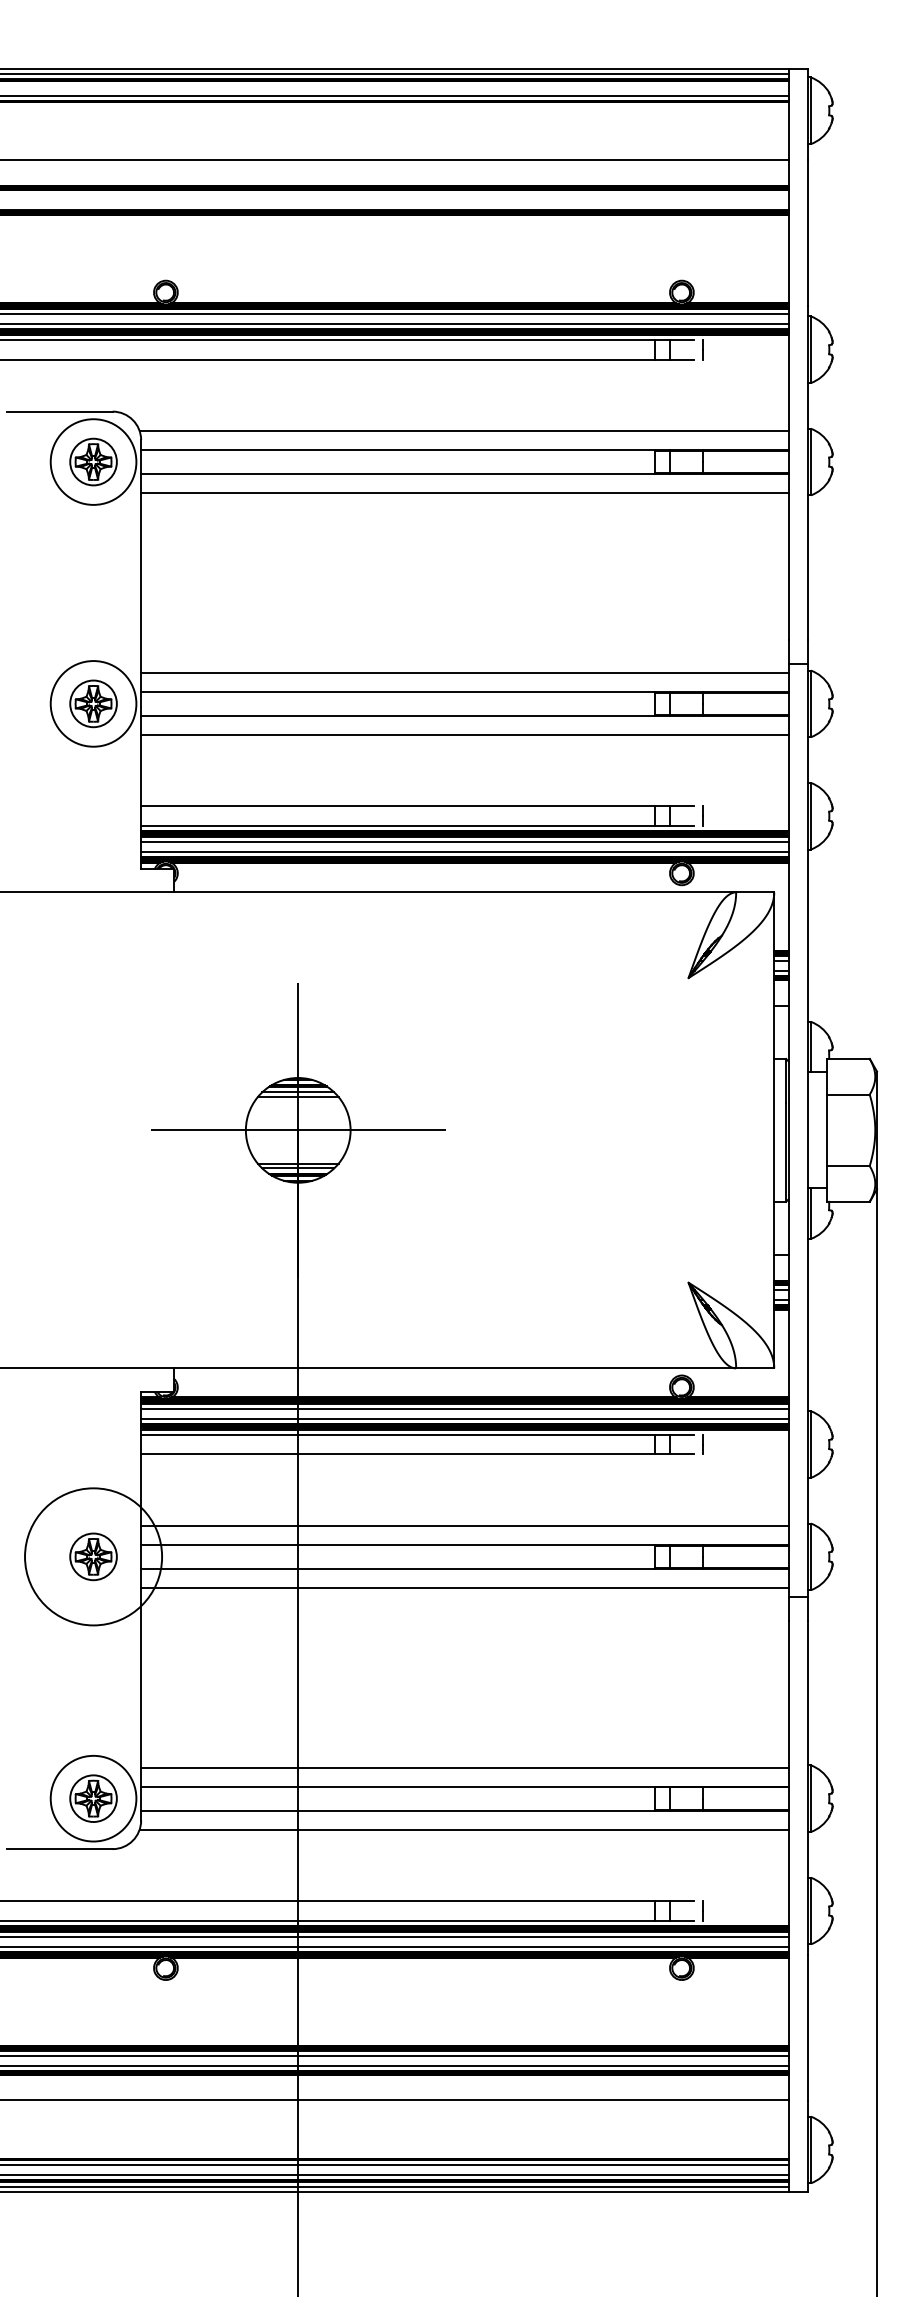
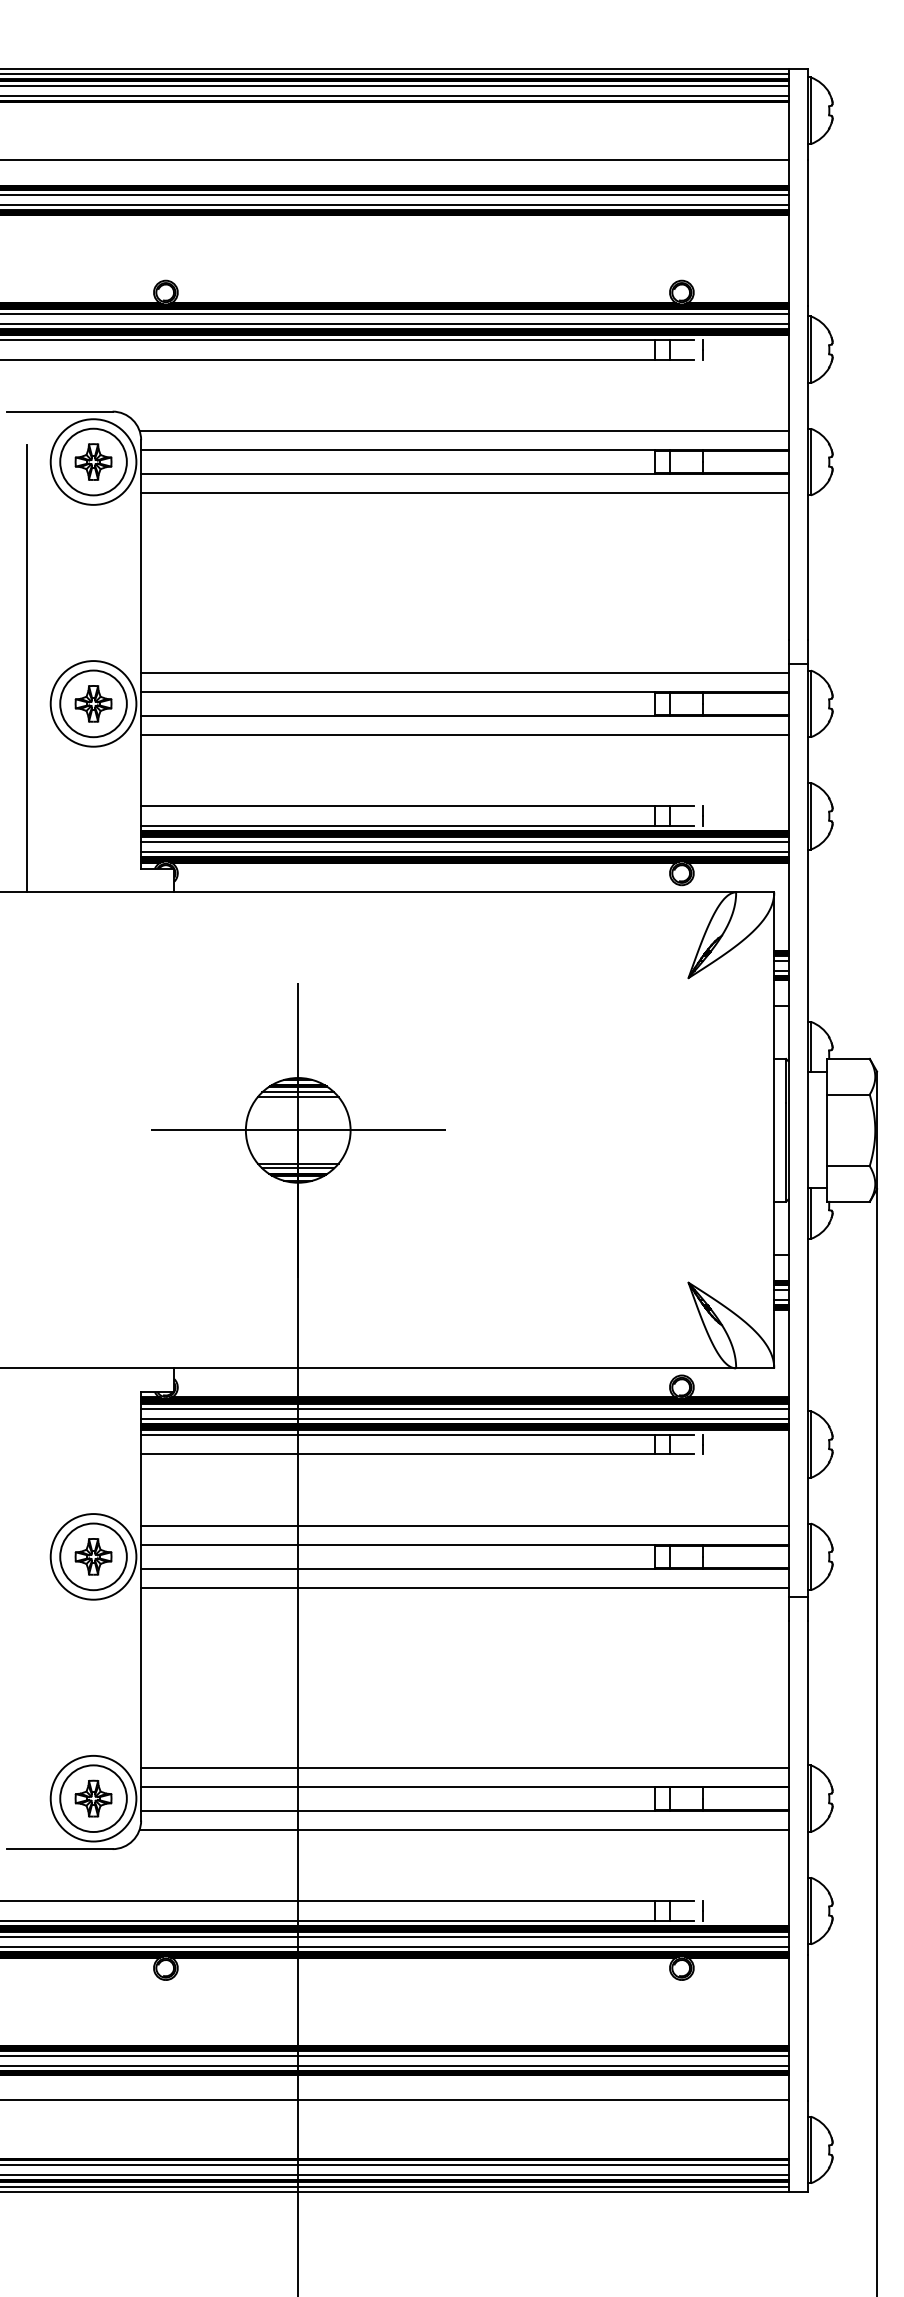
line: none -> present (395, 86)
line: none -> present (395, 195)
line: none -> present (395, 205)
circle diameter: 47 px -> 67 px (93, 461)
line: none -> present (26, 668)
circle diameter: 47 px -> 67 px (93, 703)
circle diameter: 137 px -> 86 px (93, 1556)
circle diameter: 47 px -> 67 px (93, 1556)
circle diameter: 47 px -> 67 px (93, 1798)
